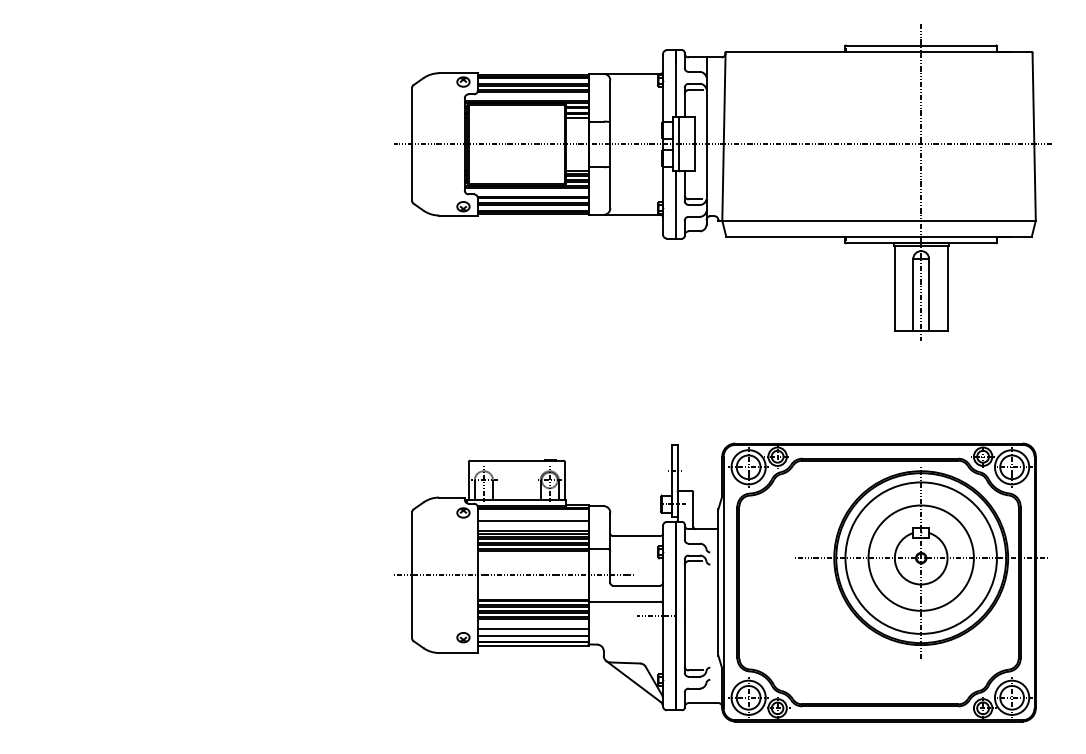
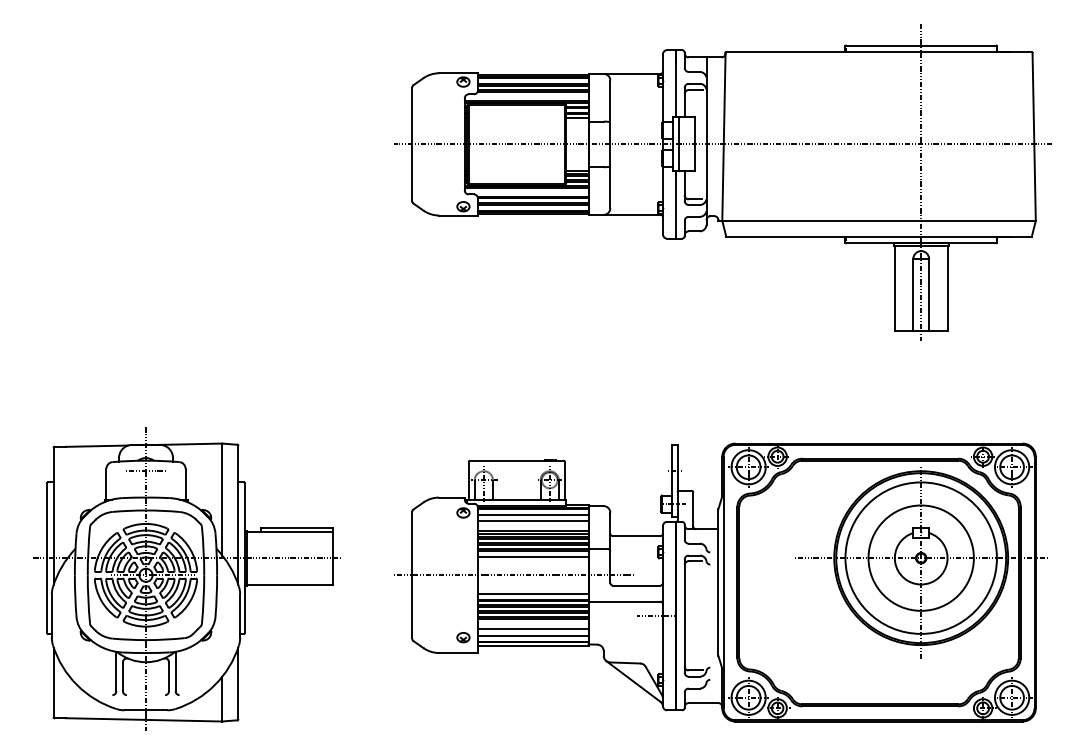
line: none -> present (532, 514)
line: none -> present (532, 556)
part: none -> present (186, 578)
line: none -> present (532, 593)
